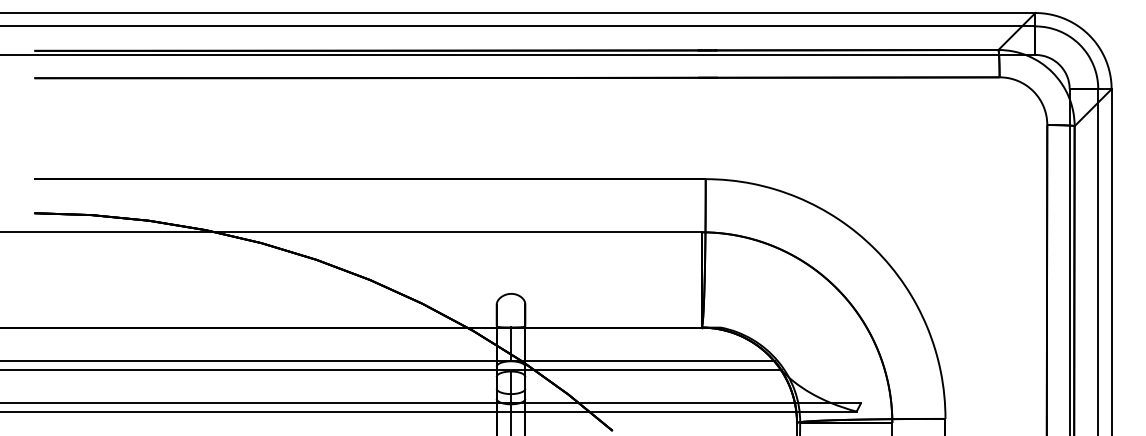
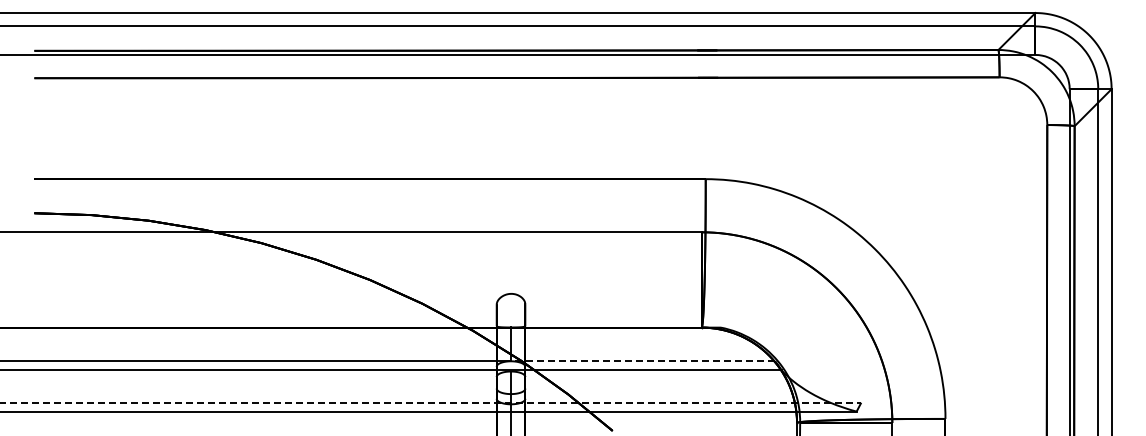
line: solid -> dashed (642, 361)
line: solid -> dashed (431, 402)
